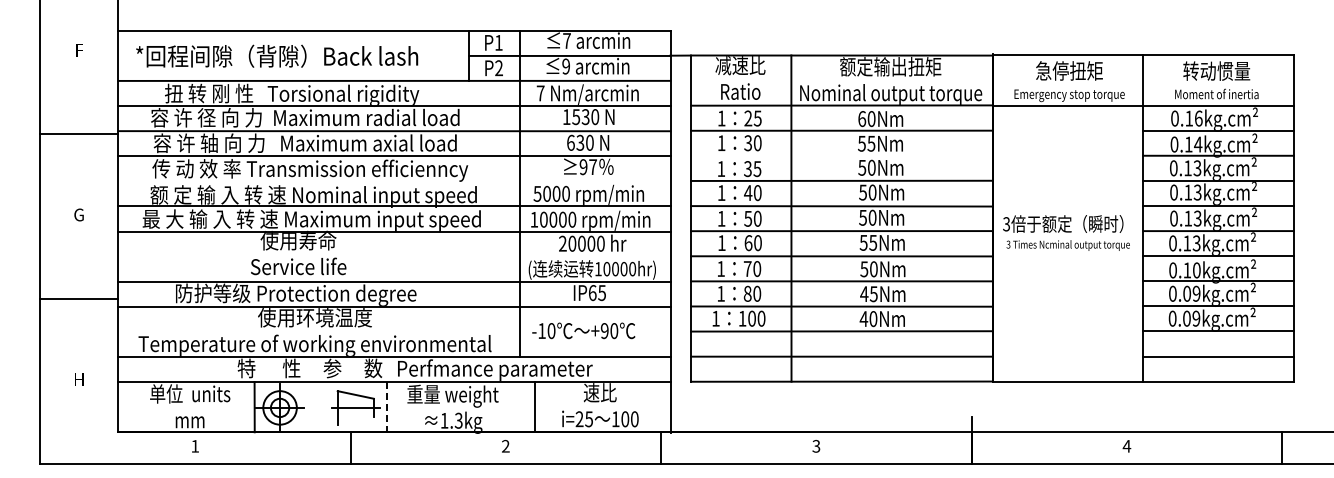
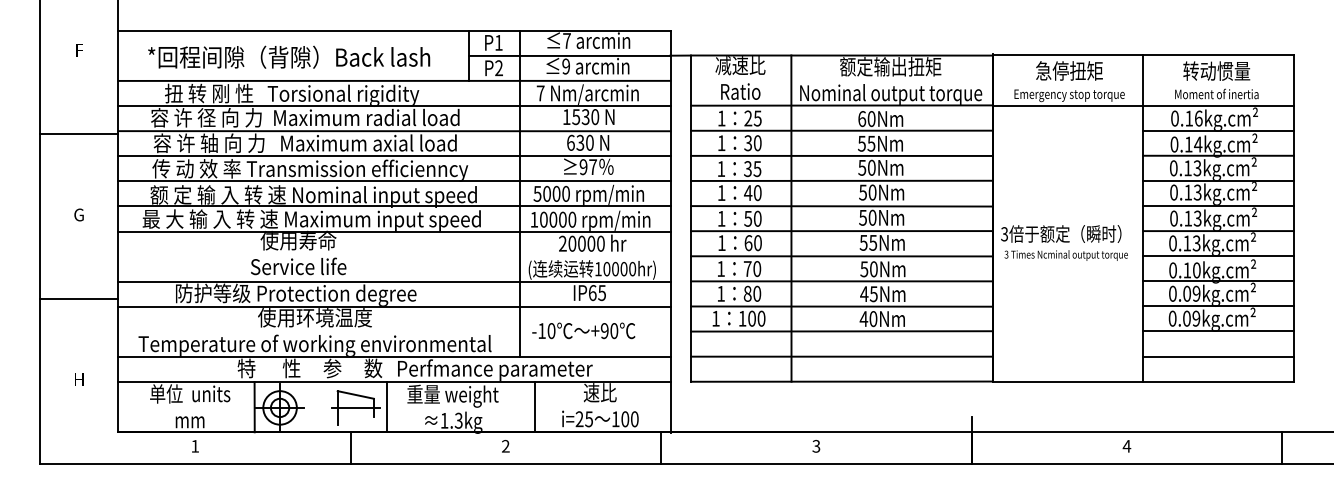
text position: (277, 55) -> (289, 56) (289, 56)
line: none -> present (841, 155)
line: none -> present (394, 181)
text position: (1066, 232) -> (1064, 242) (1064, 242)
line: dashed -> solid (387, 407)
